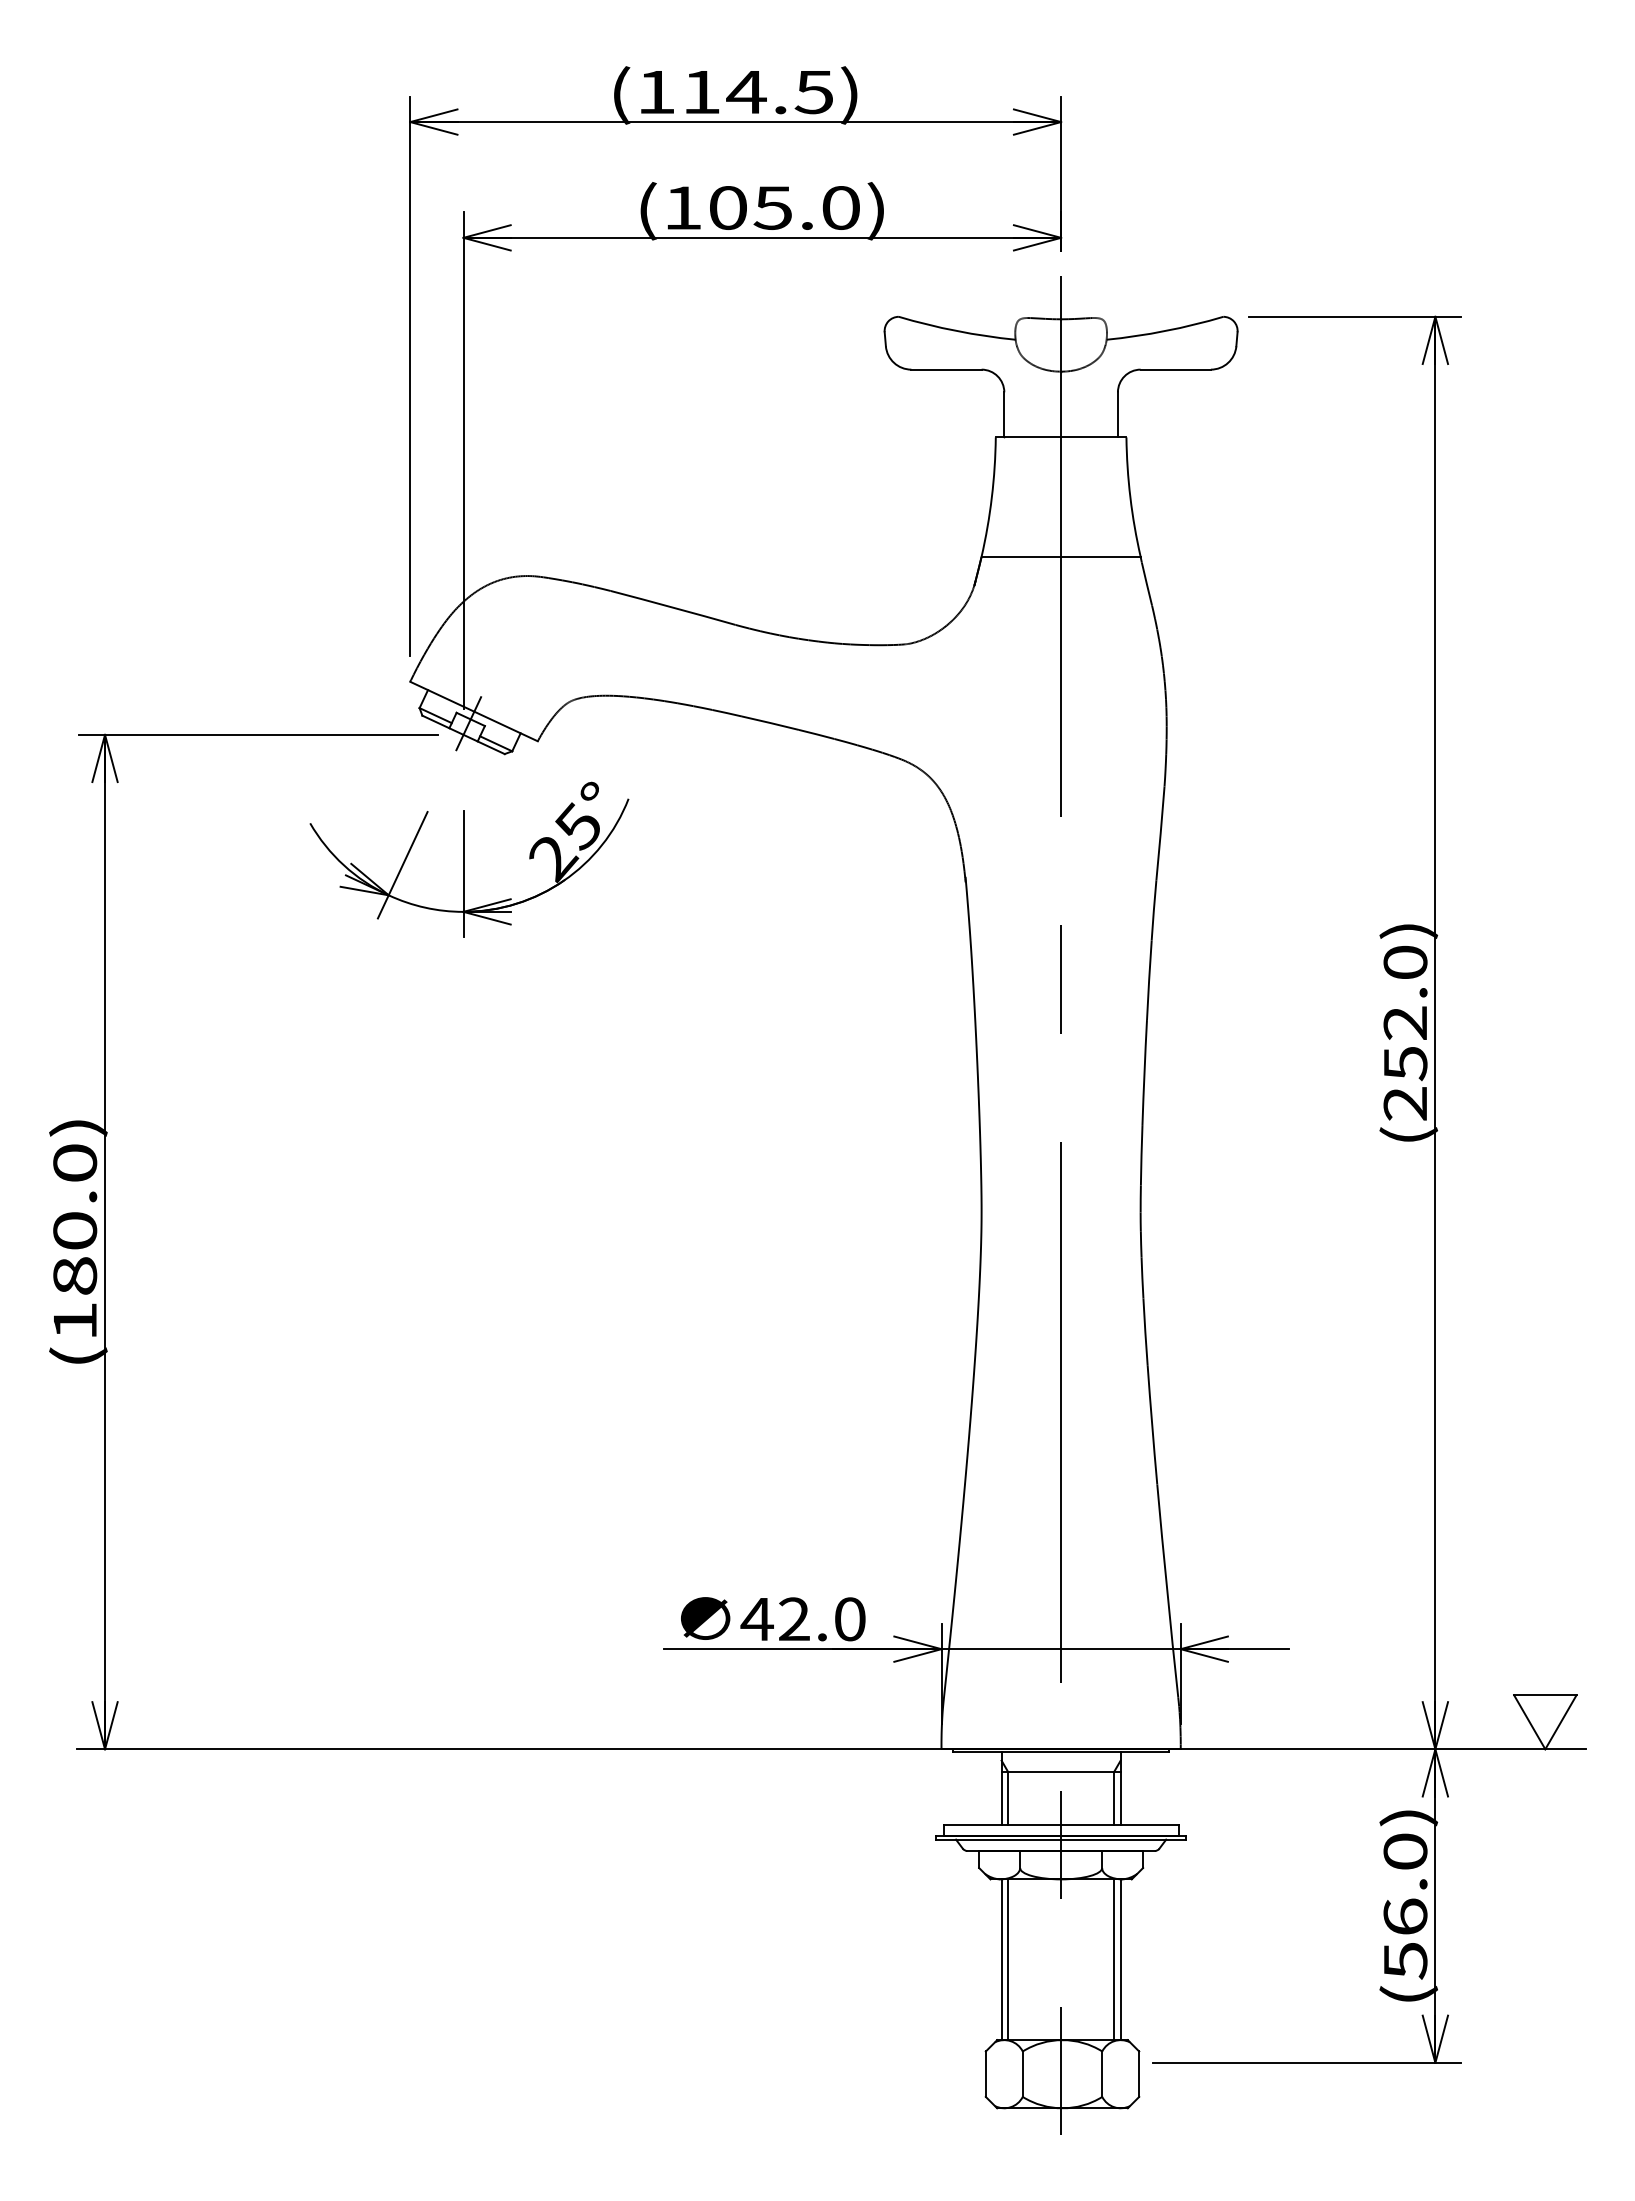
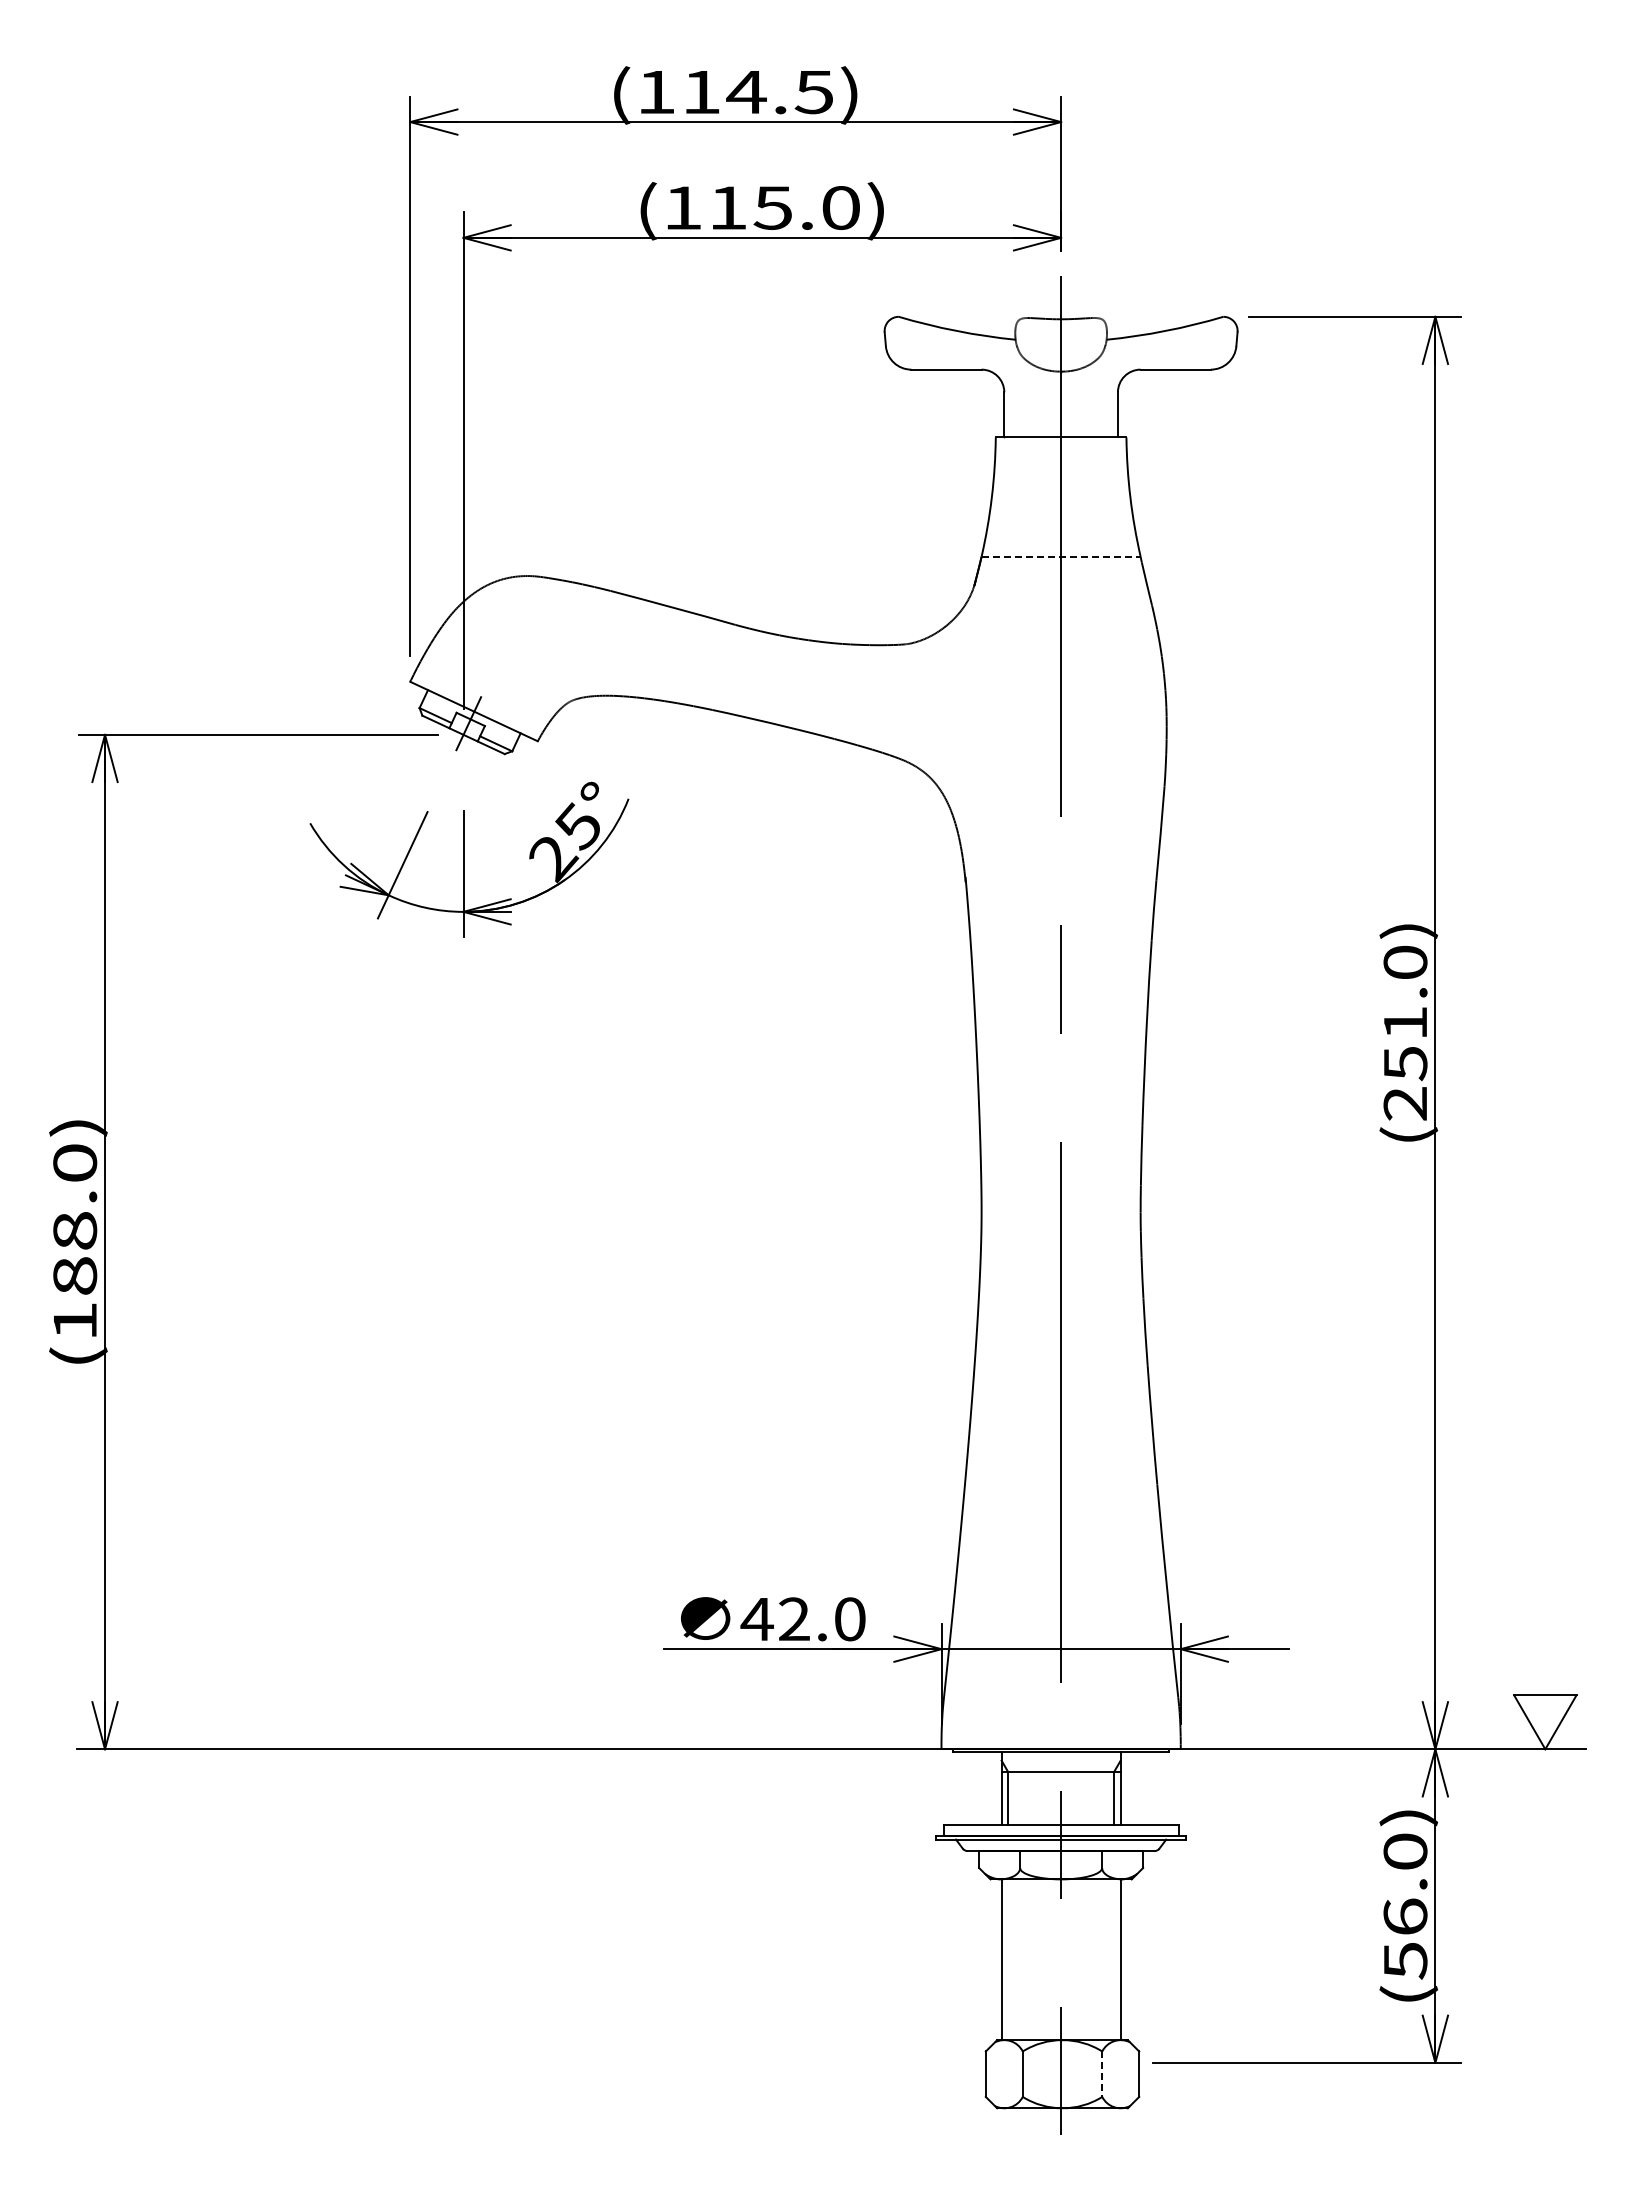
text: (105.0) -> (115.0) (728, 207)
line: solid -> dashed (1061, 556)
text: (252.0) -> (251.0) (1404, 1022)
text: (180.0) -> (188.0) (74, 1230)
line: present -> none (1008, 1959)
line: present -> none (1114, 1959)
line: solid -> dashed (1102, 2074)
